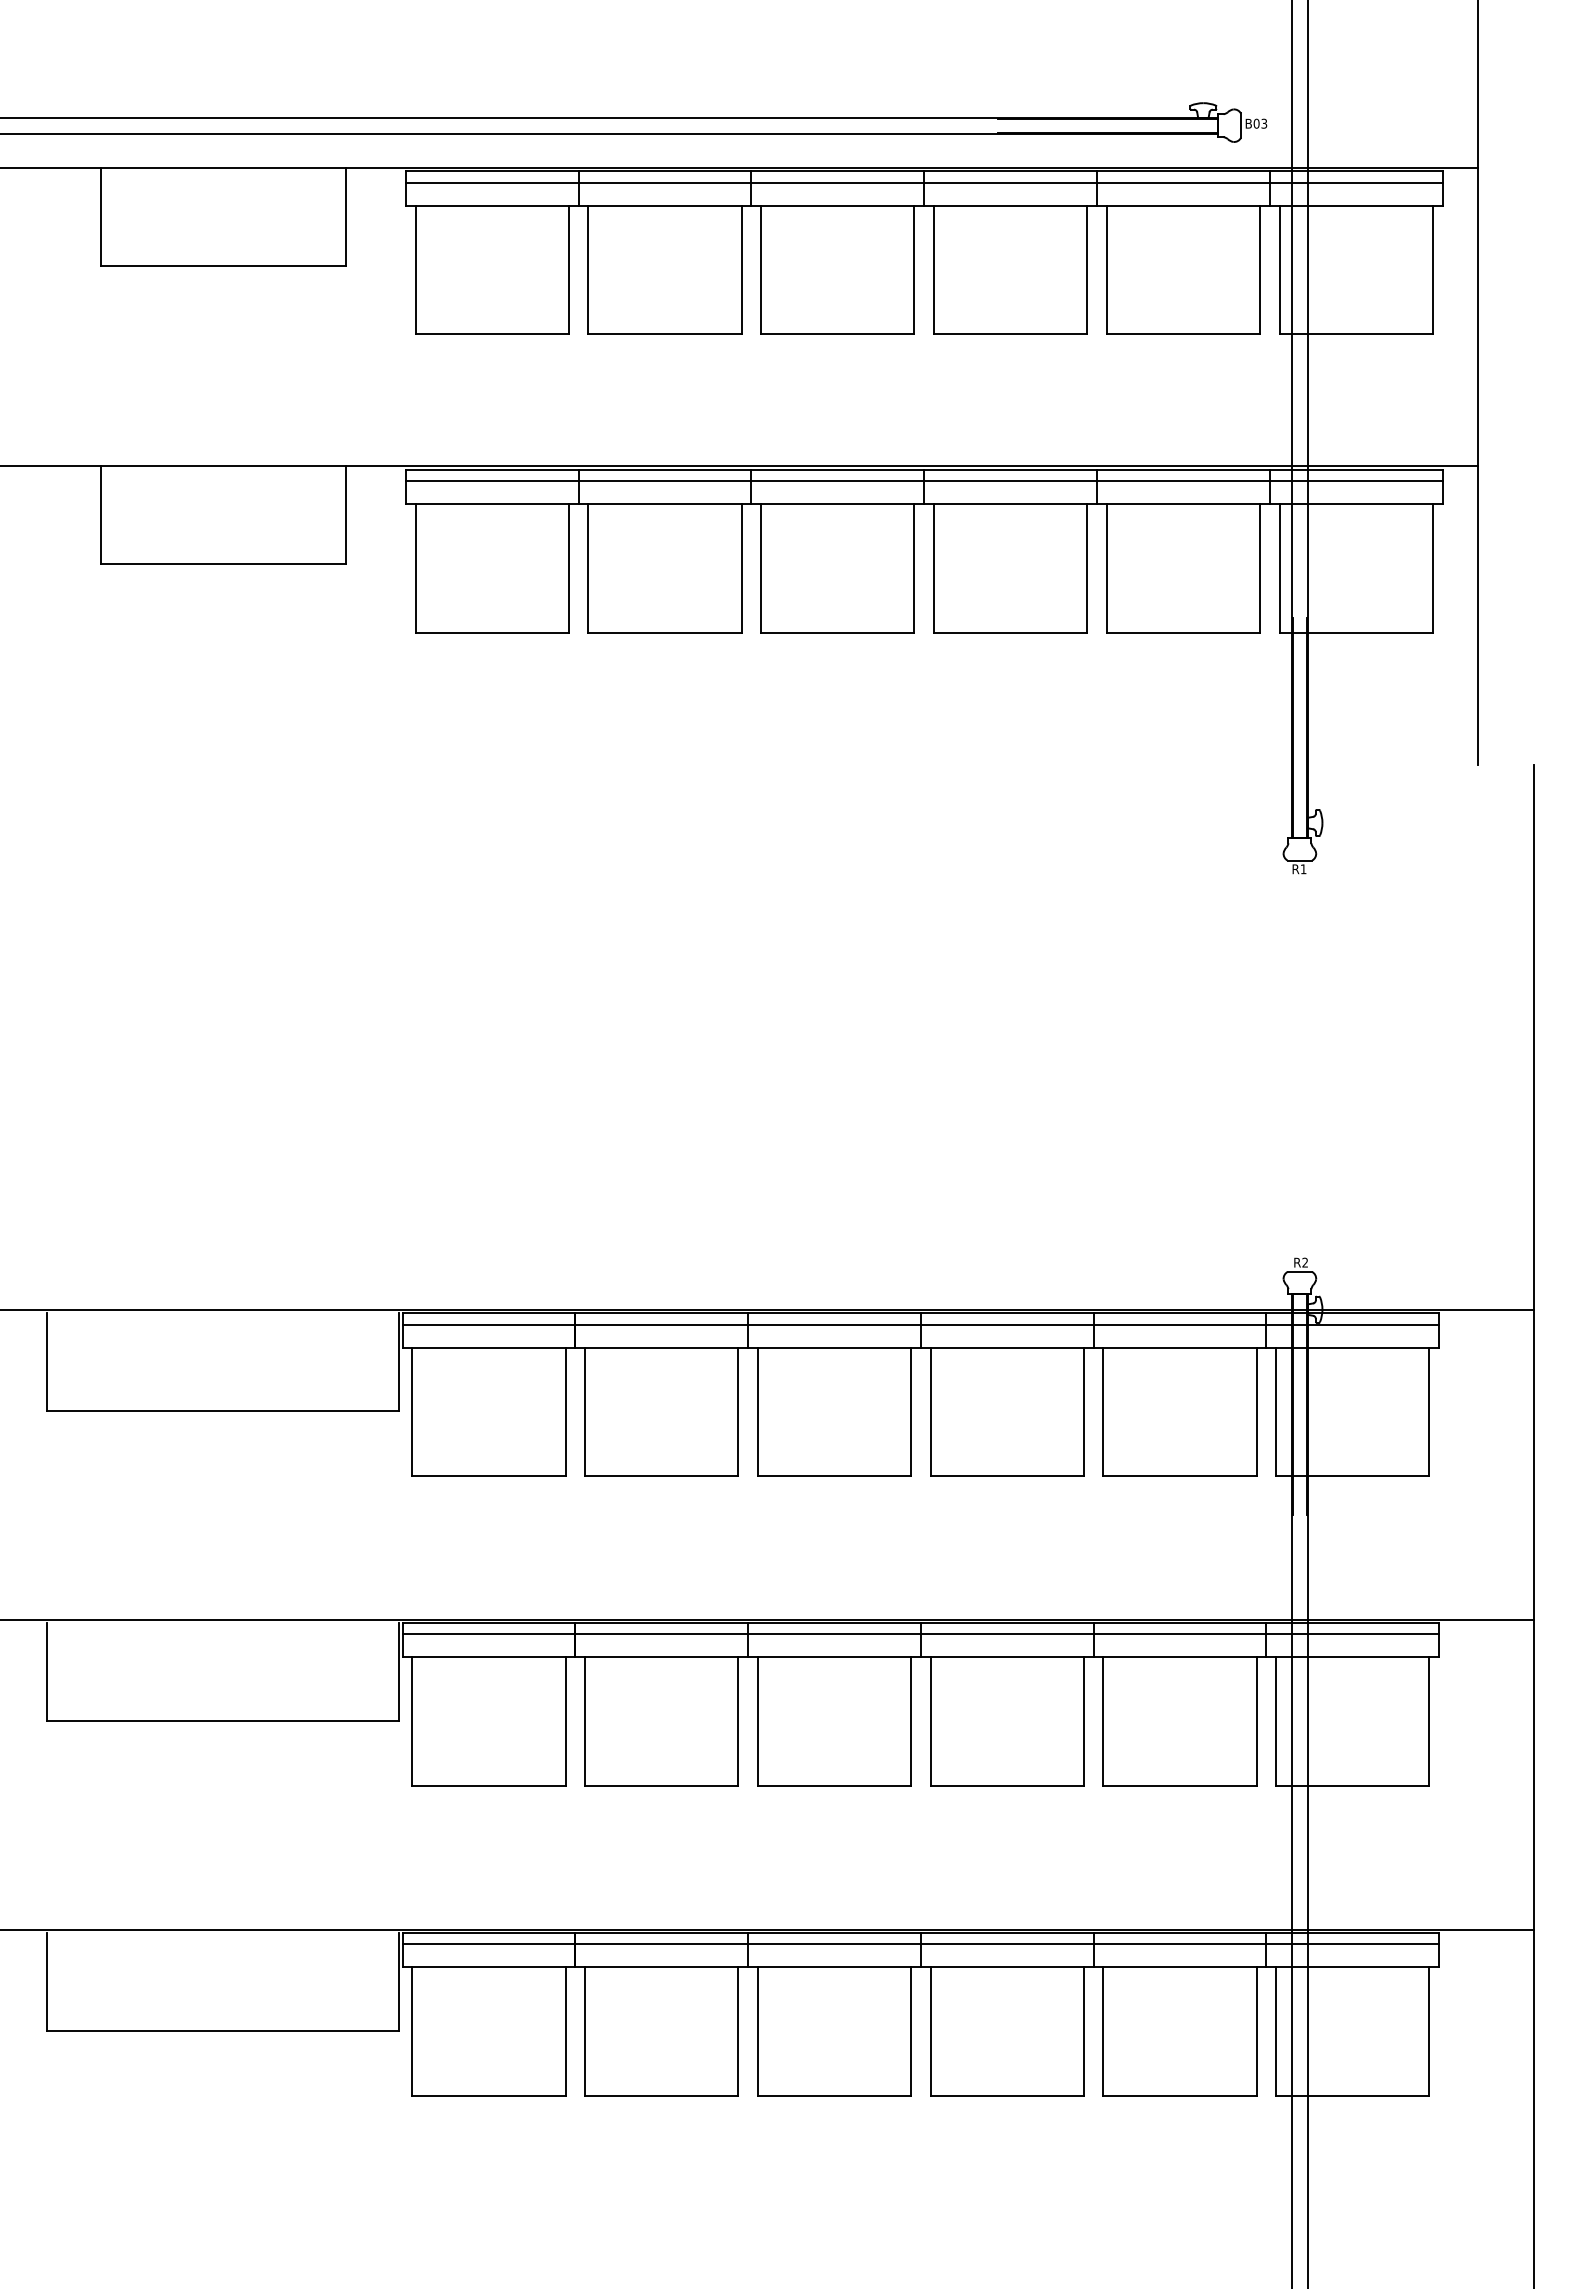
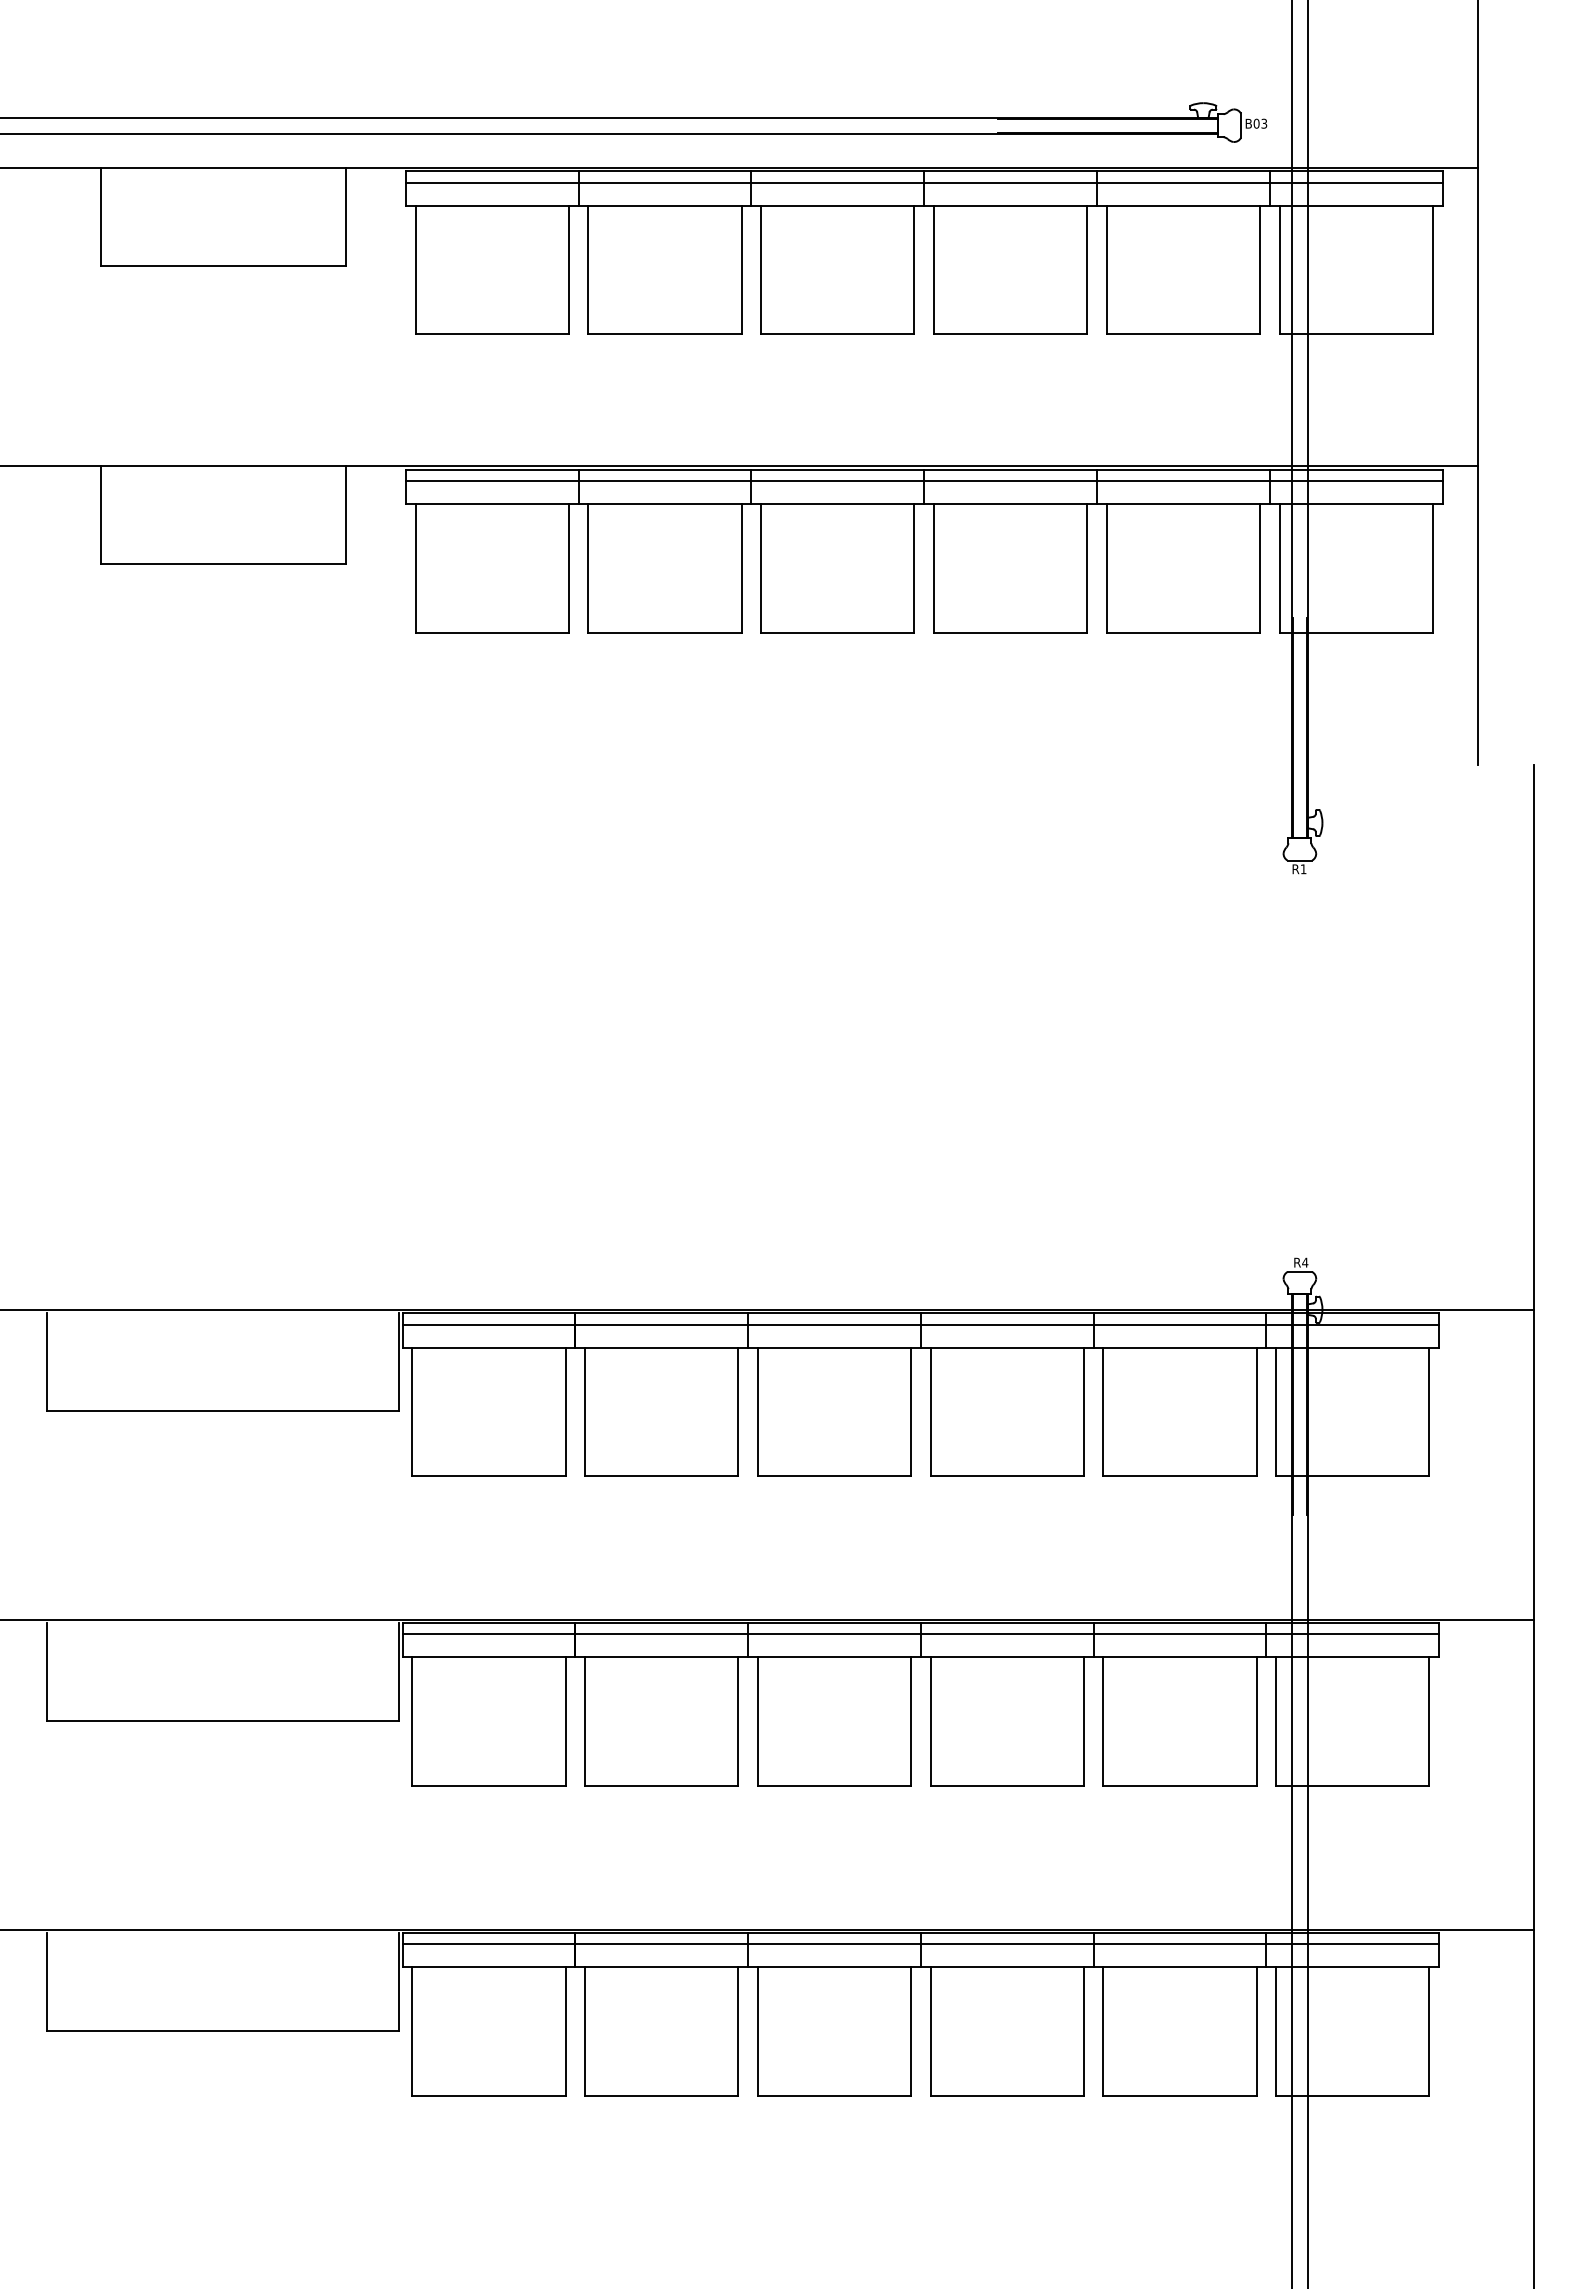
text: R2 -> R4 (1305, 1262)
